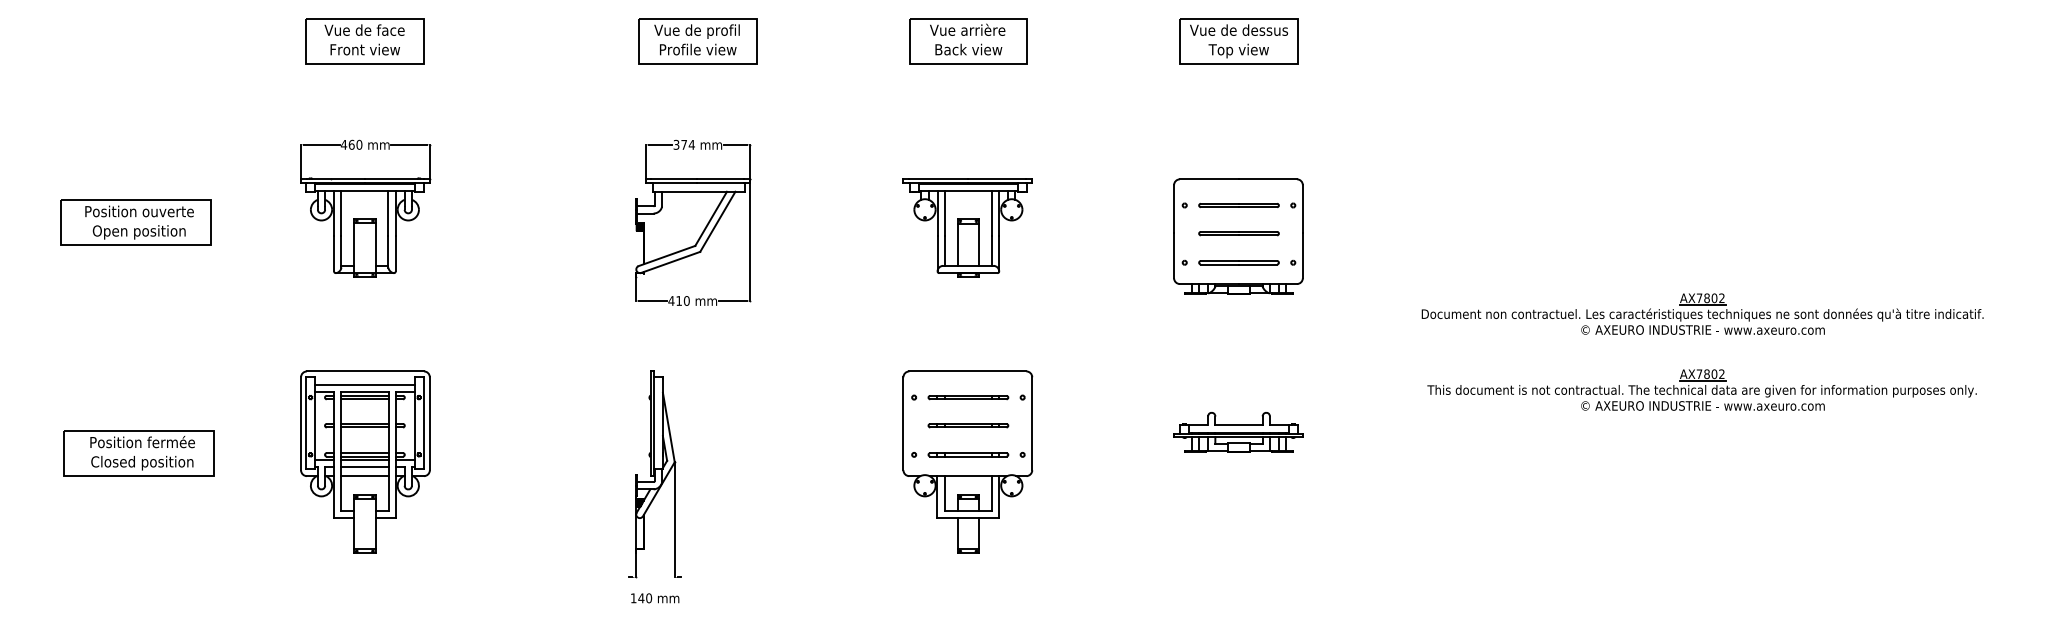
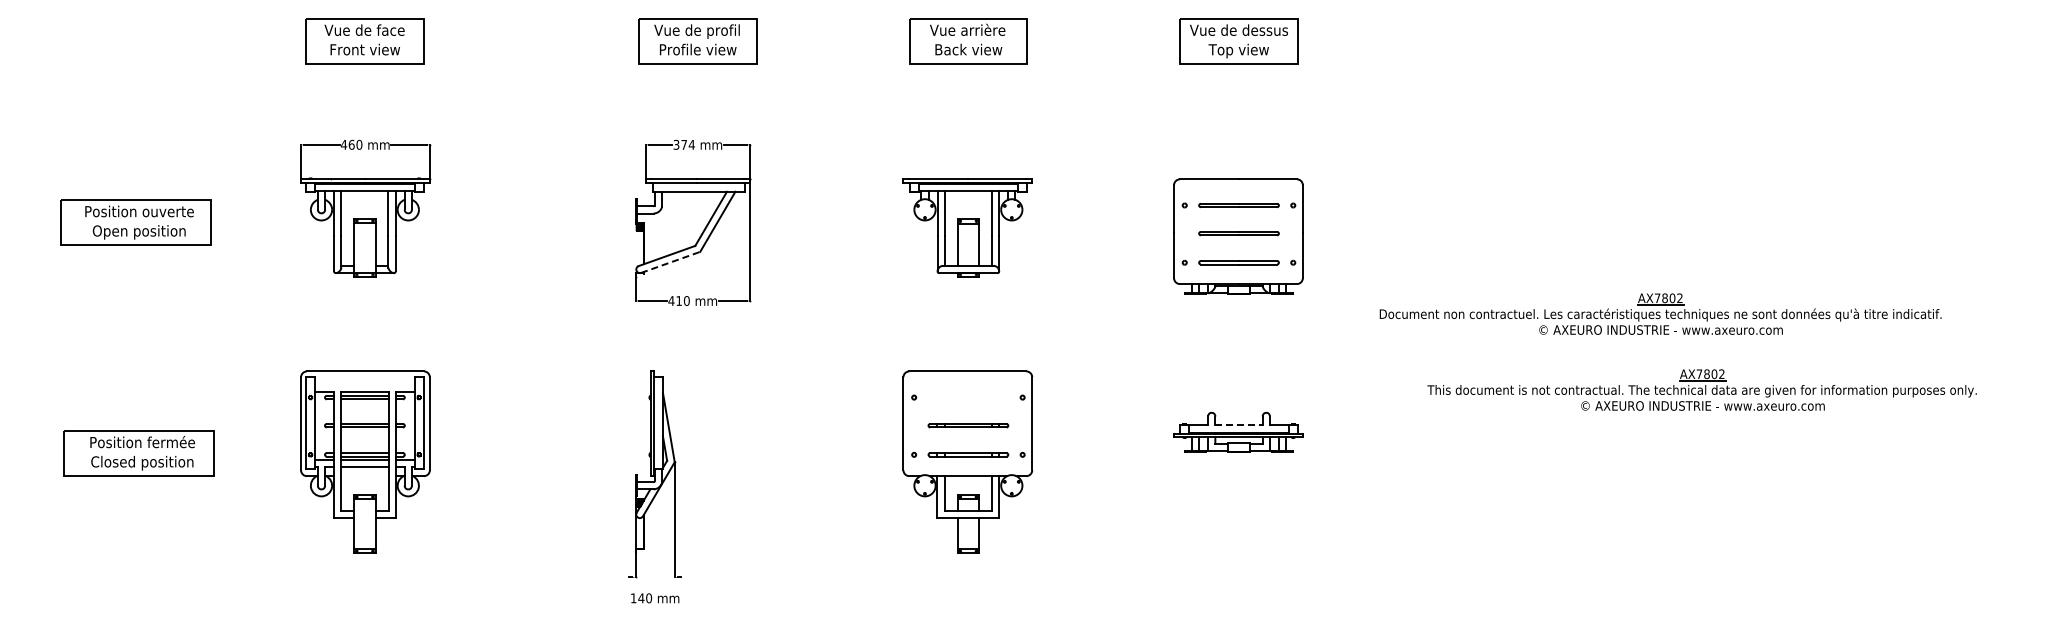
line: solid -> dashed (671, 262)
part position: (1702, 313) -> (1660, 313) (1660, 313)
line: present -> none (364, 384)
part: present -> none (968, 397)
line: solid -> dashed (1239, 425)
line: present -> none (364, 476)
